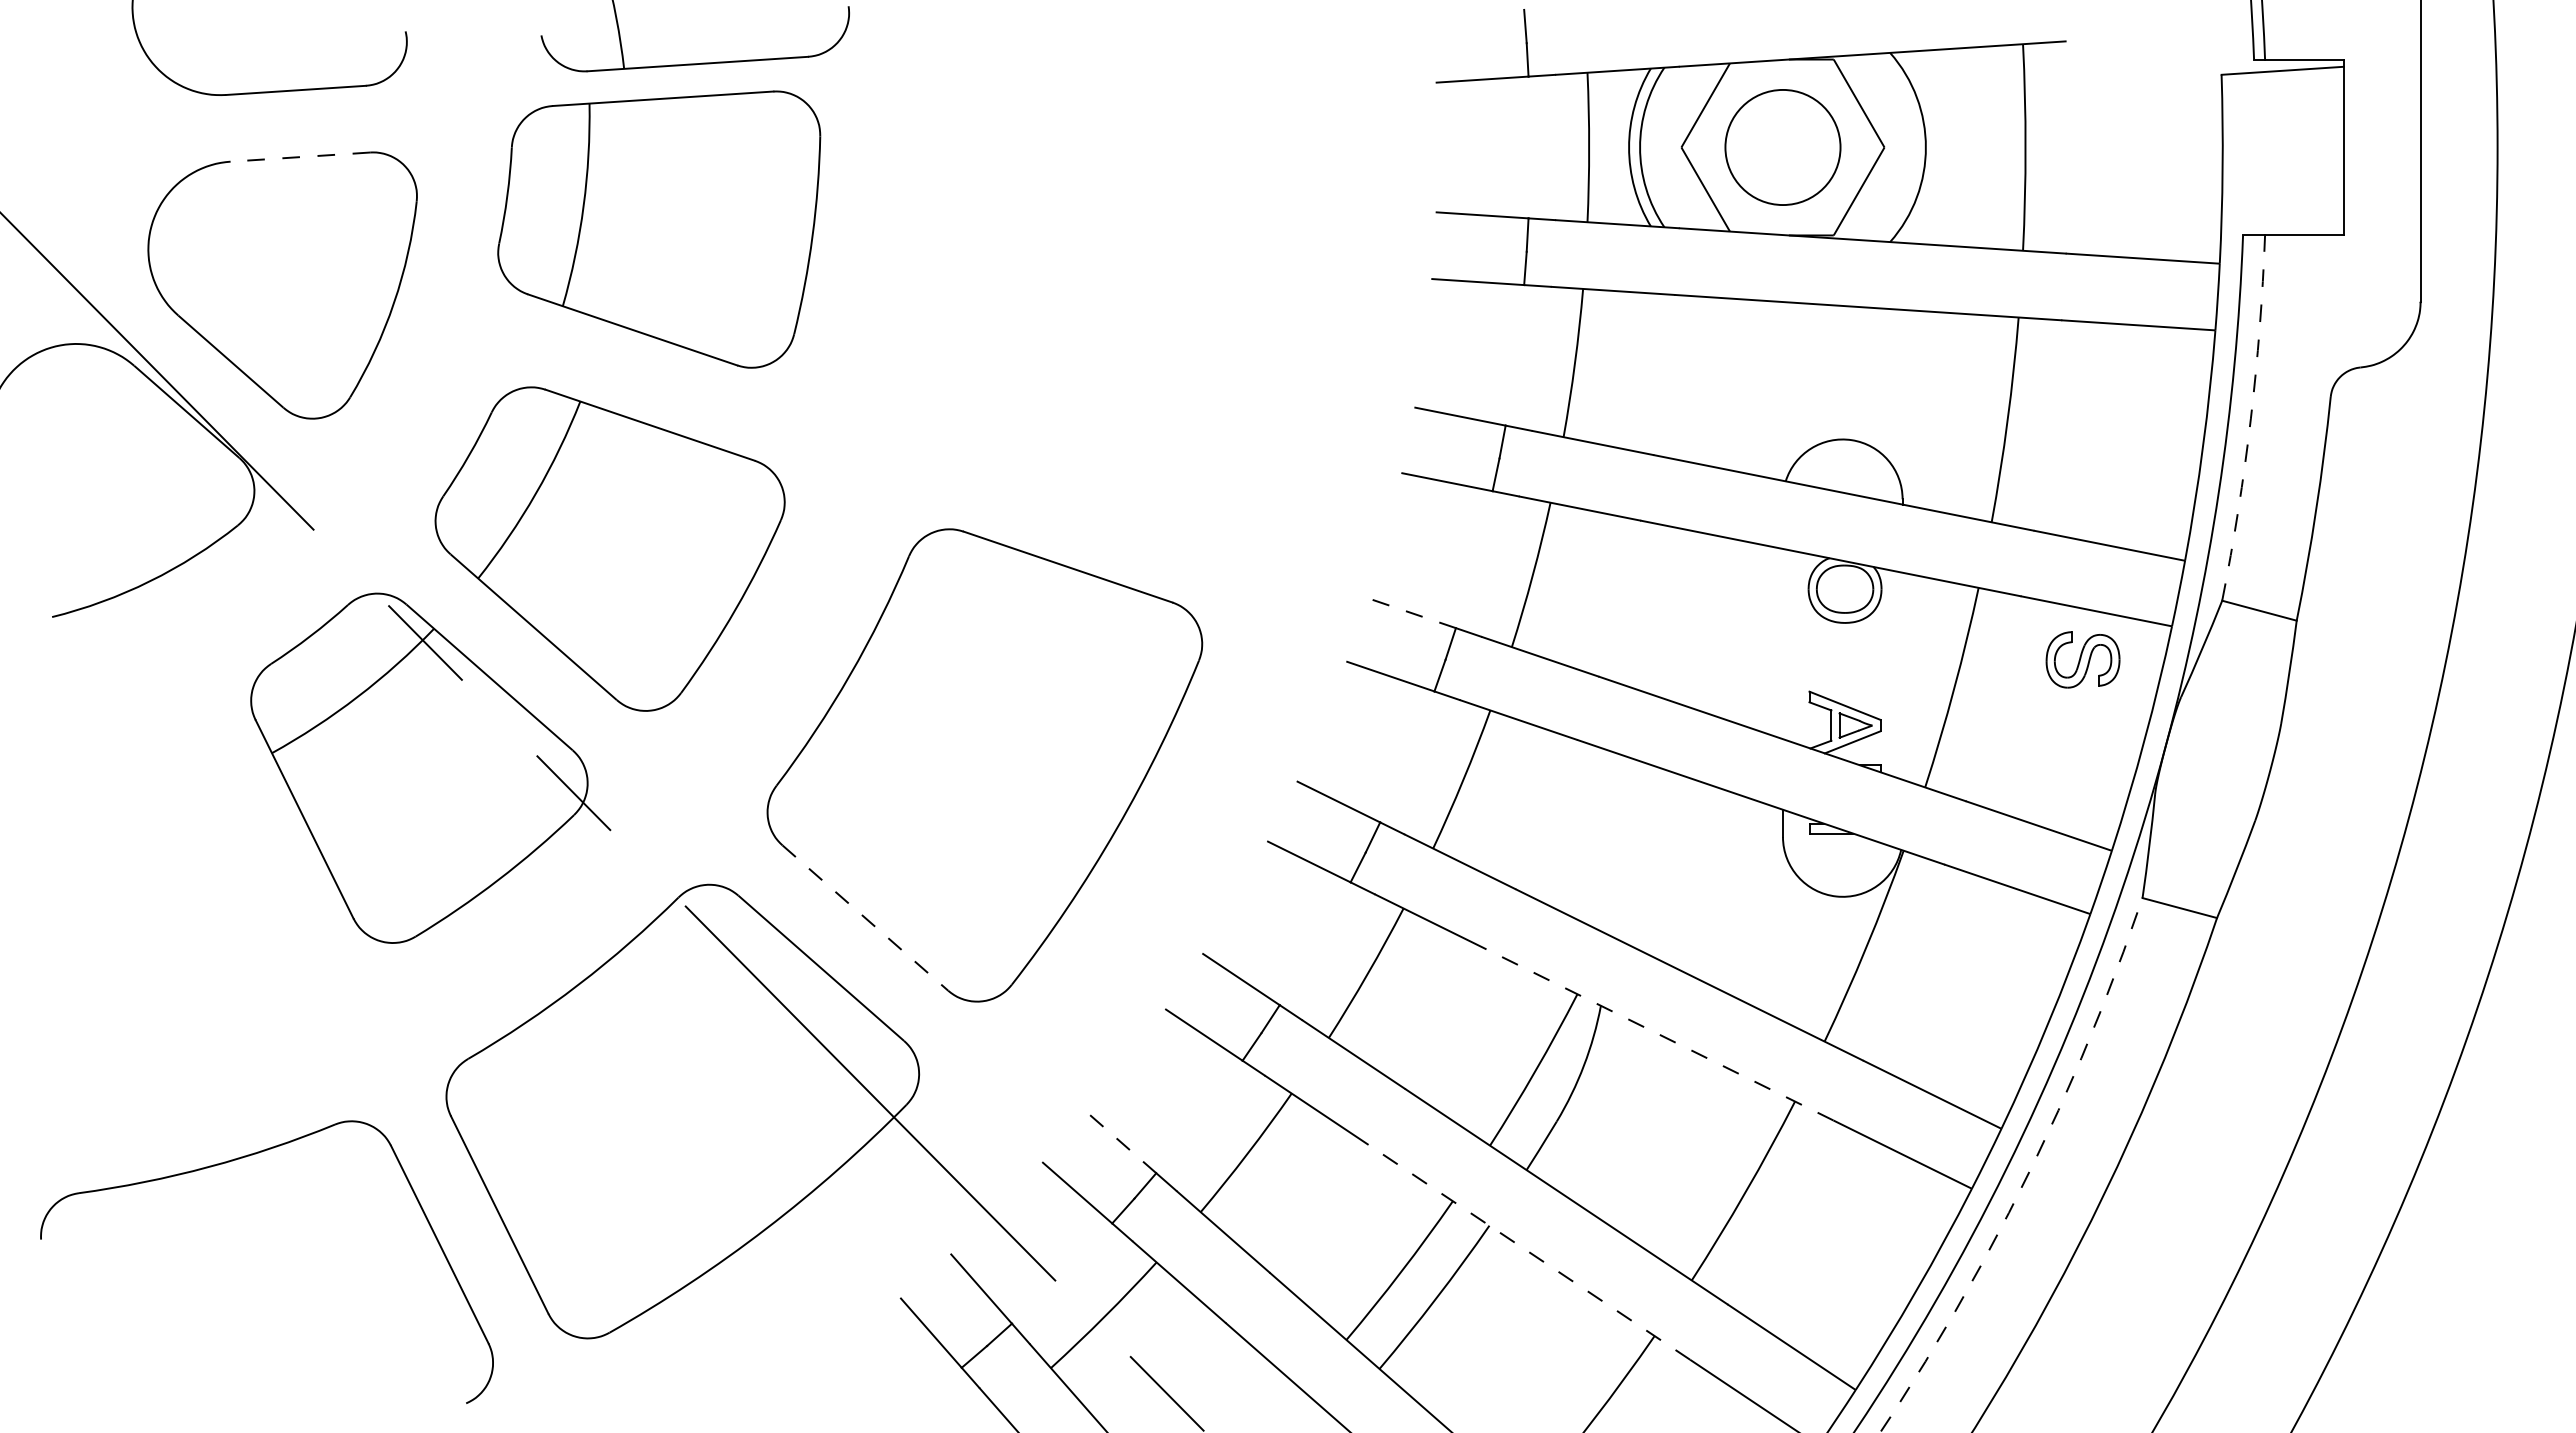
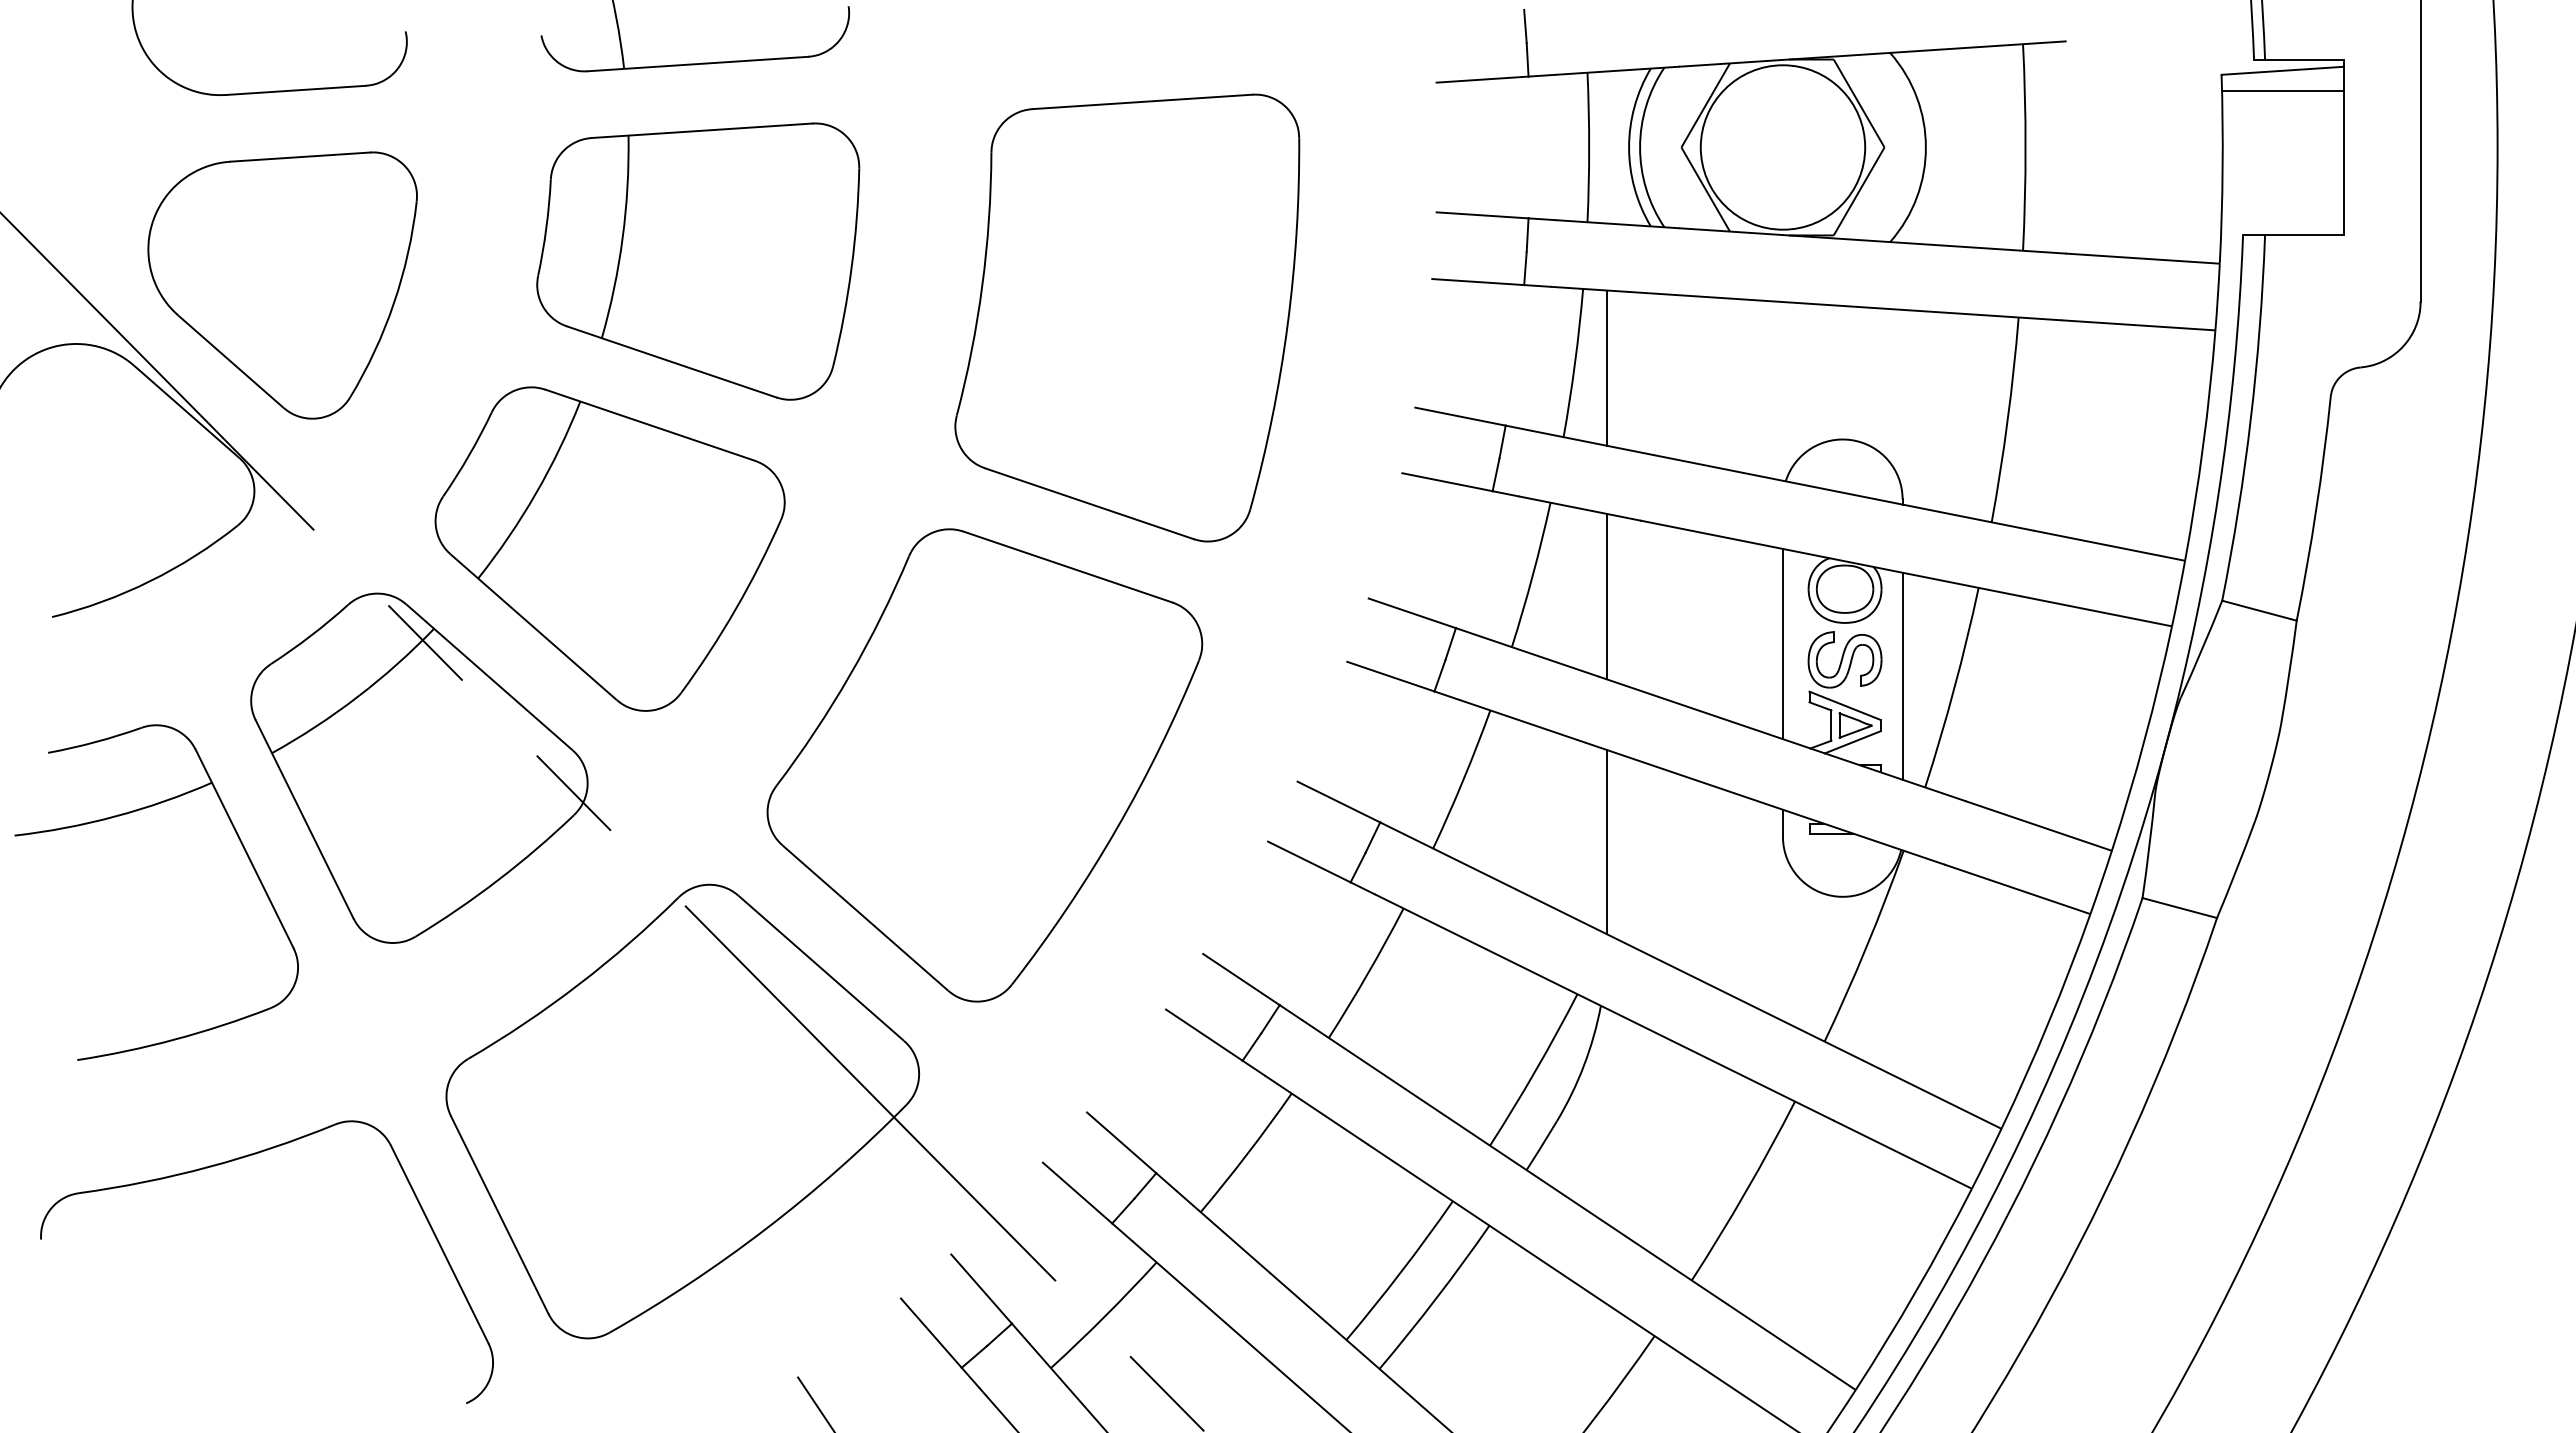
line: none -> present (2282, 91)
circle diameter: 115 px -> 164 px (1782, 147)
line: dashed -> solid (300, 157)
part position: (659, 229) -> (698, 261) (698, 261)
part: none -> present (1127, 317)
line: none -> present (1607, 367)
arc: dashed -> solid (2250, 418)
line: none -> present (1607, 596)
line: dashed -> solid (1411, 613)
line: none -> present (1782, 643)
part position: (2082, 659) -> (1844, 659) (1844, 659)
line: none -> present (1902, 675)
part: none -> present (130, 813)
line: none -> present (1607, 842)
line: dashed -> solid (865, 917)
line: dashed -> solid (1659, 1034)
line: dashed -> solid (1121, 1142)
arc: dashed -> solid (2029, 1171)
line: dashed -> solid (1528, 1252)
line: none -> present (815, 1403)
